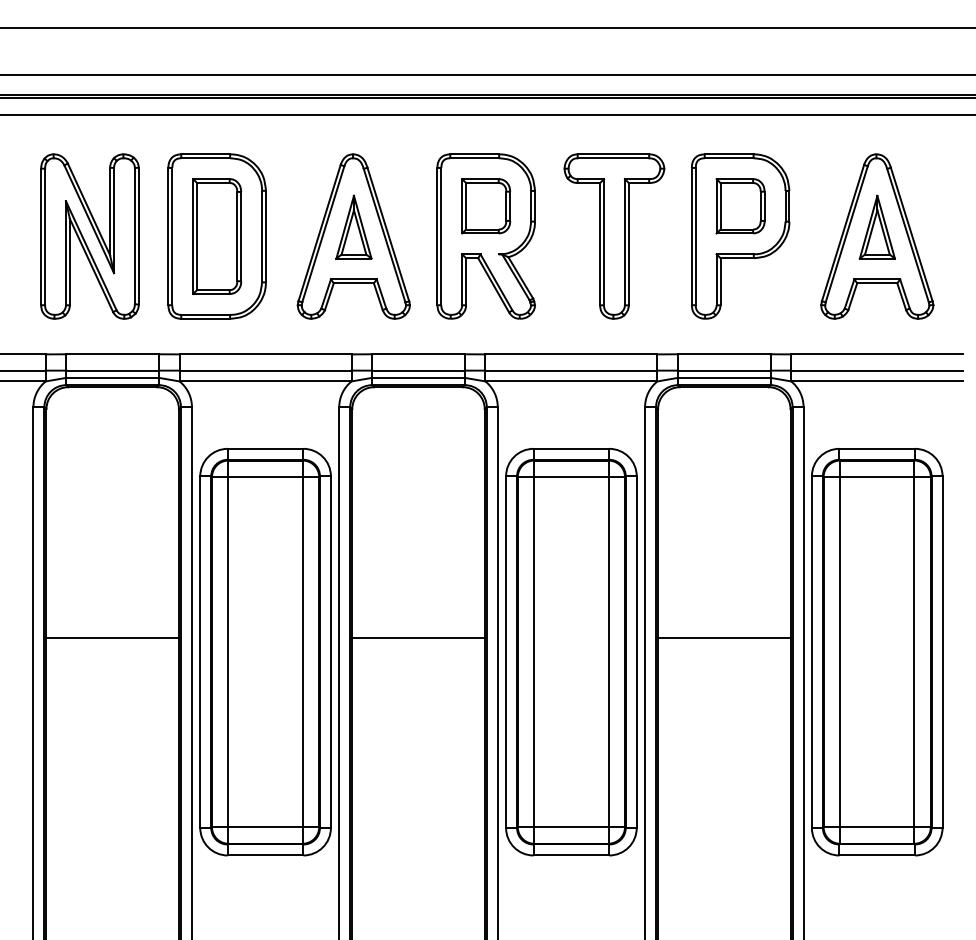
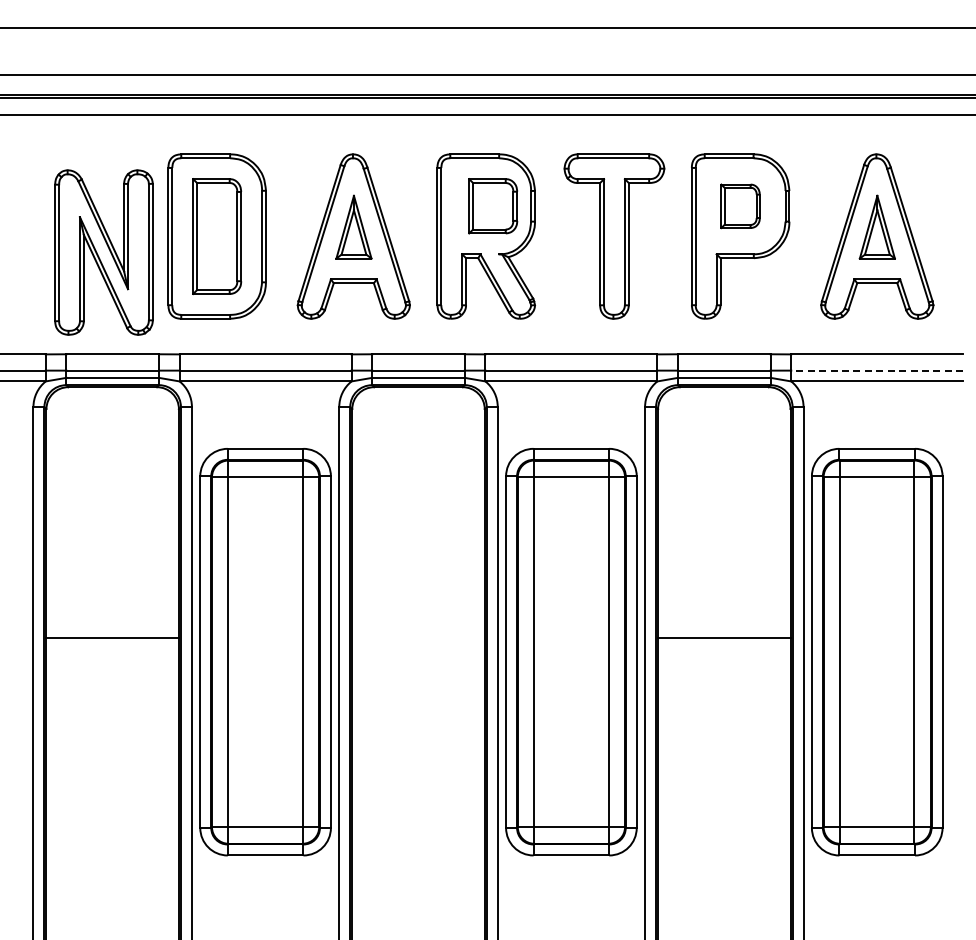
part position: (486, 206) -> (493, 206) (493, 206)
part size: 51x57 px -> 41x47 px (740, 206)
part position: (89, 236) -> (103, 252) (103, 252)
line: solid -> dashed (877, 370)
line: present -> none (418, 637)
